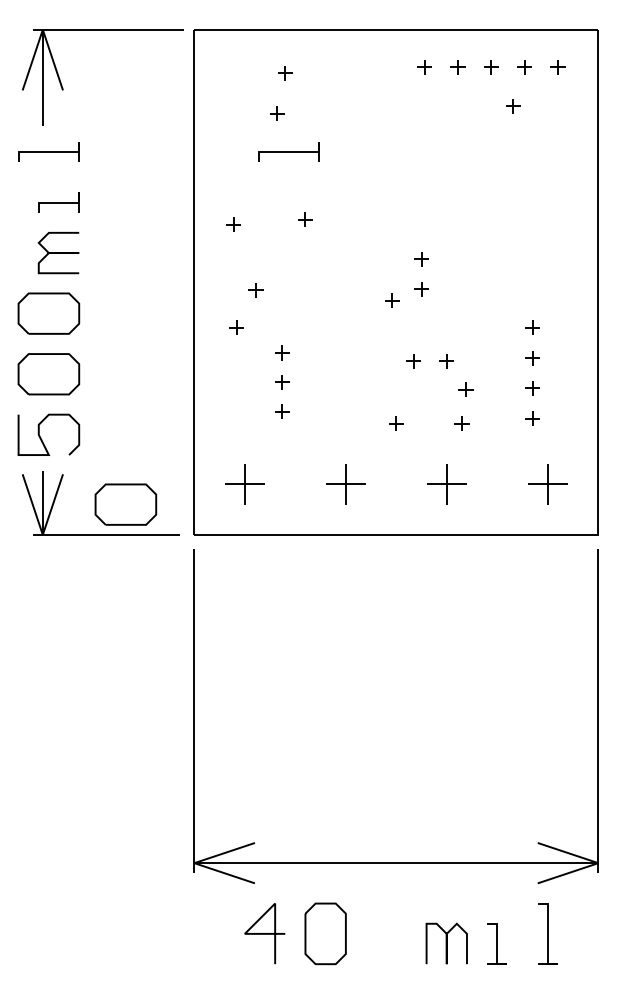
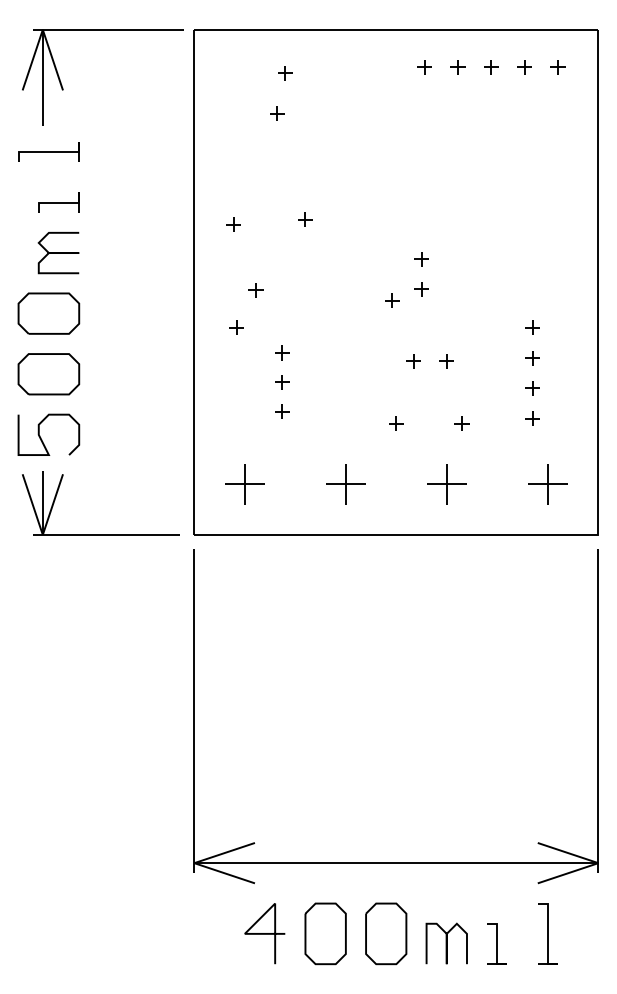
part: present -> none (513, 106)
line: present -> none (288, 151)
part: present -> none (465, 389)
part: present -> none (125, 504)
part: none -> present (386, 933)
